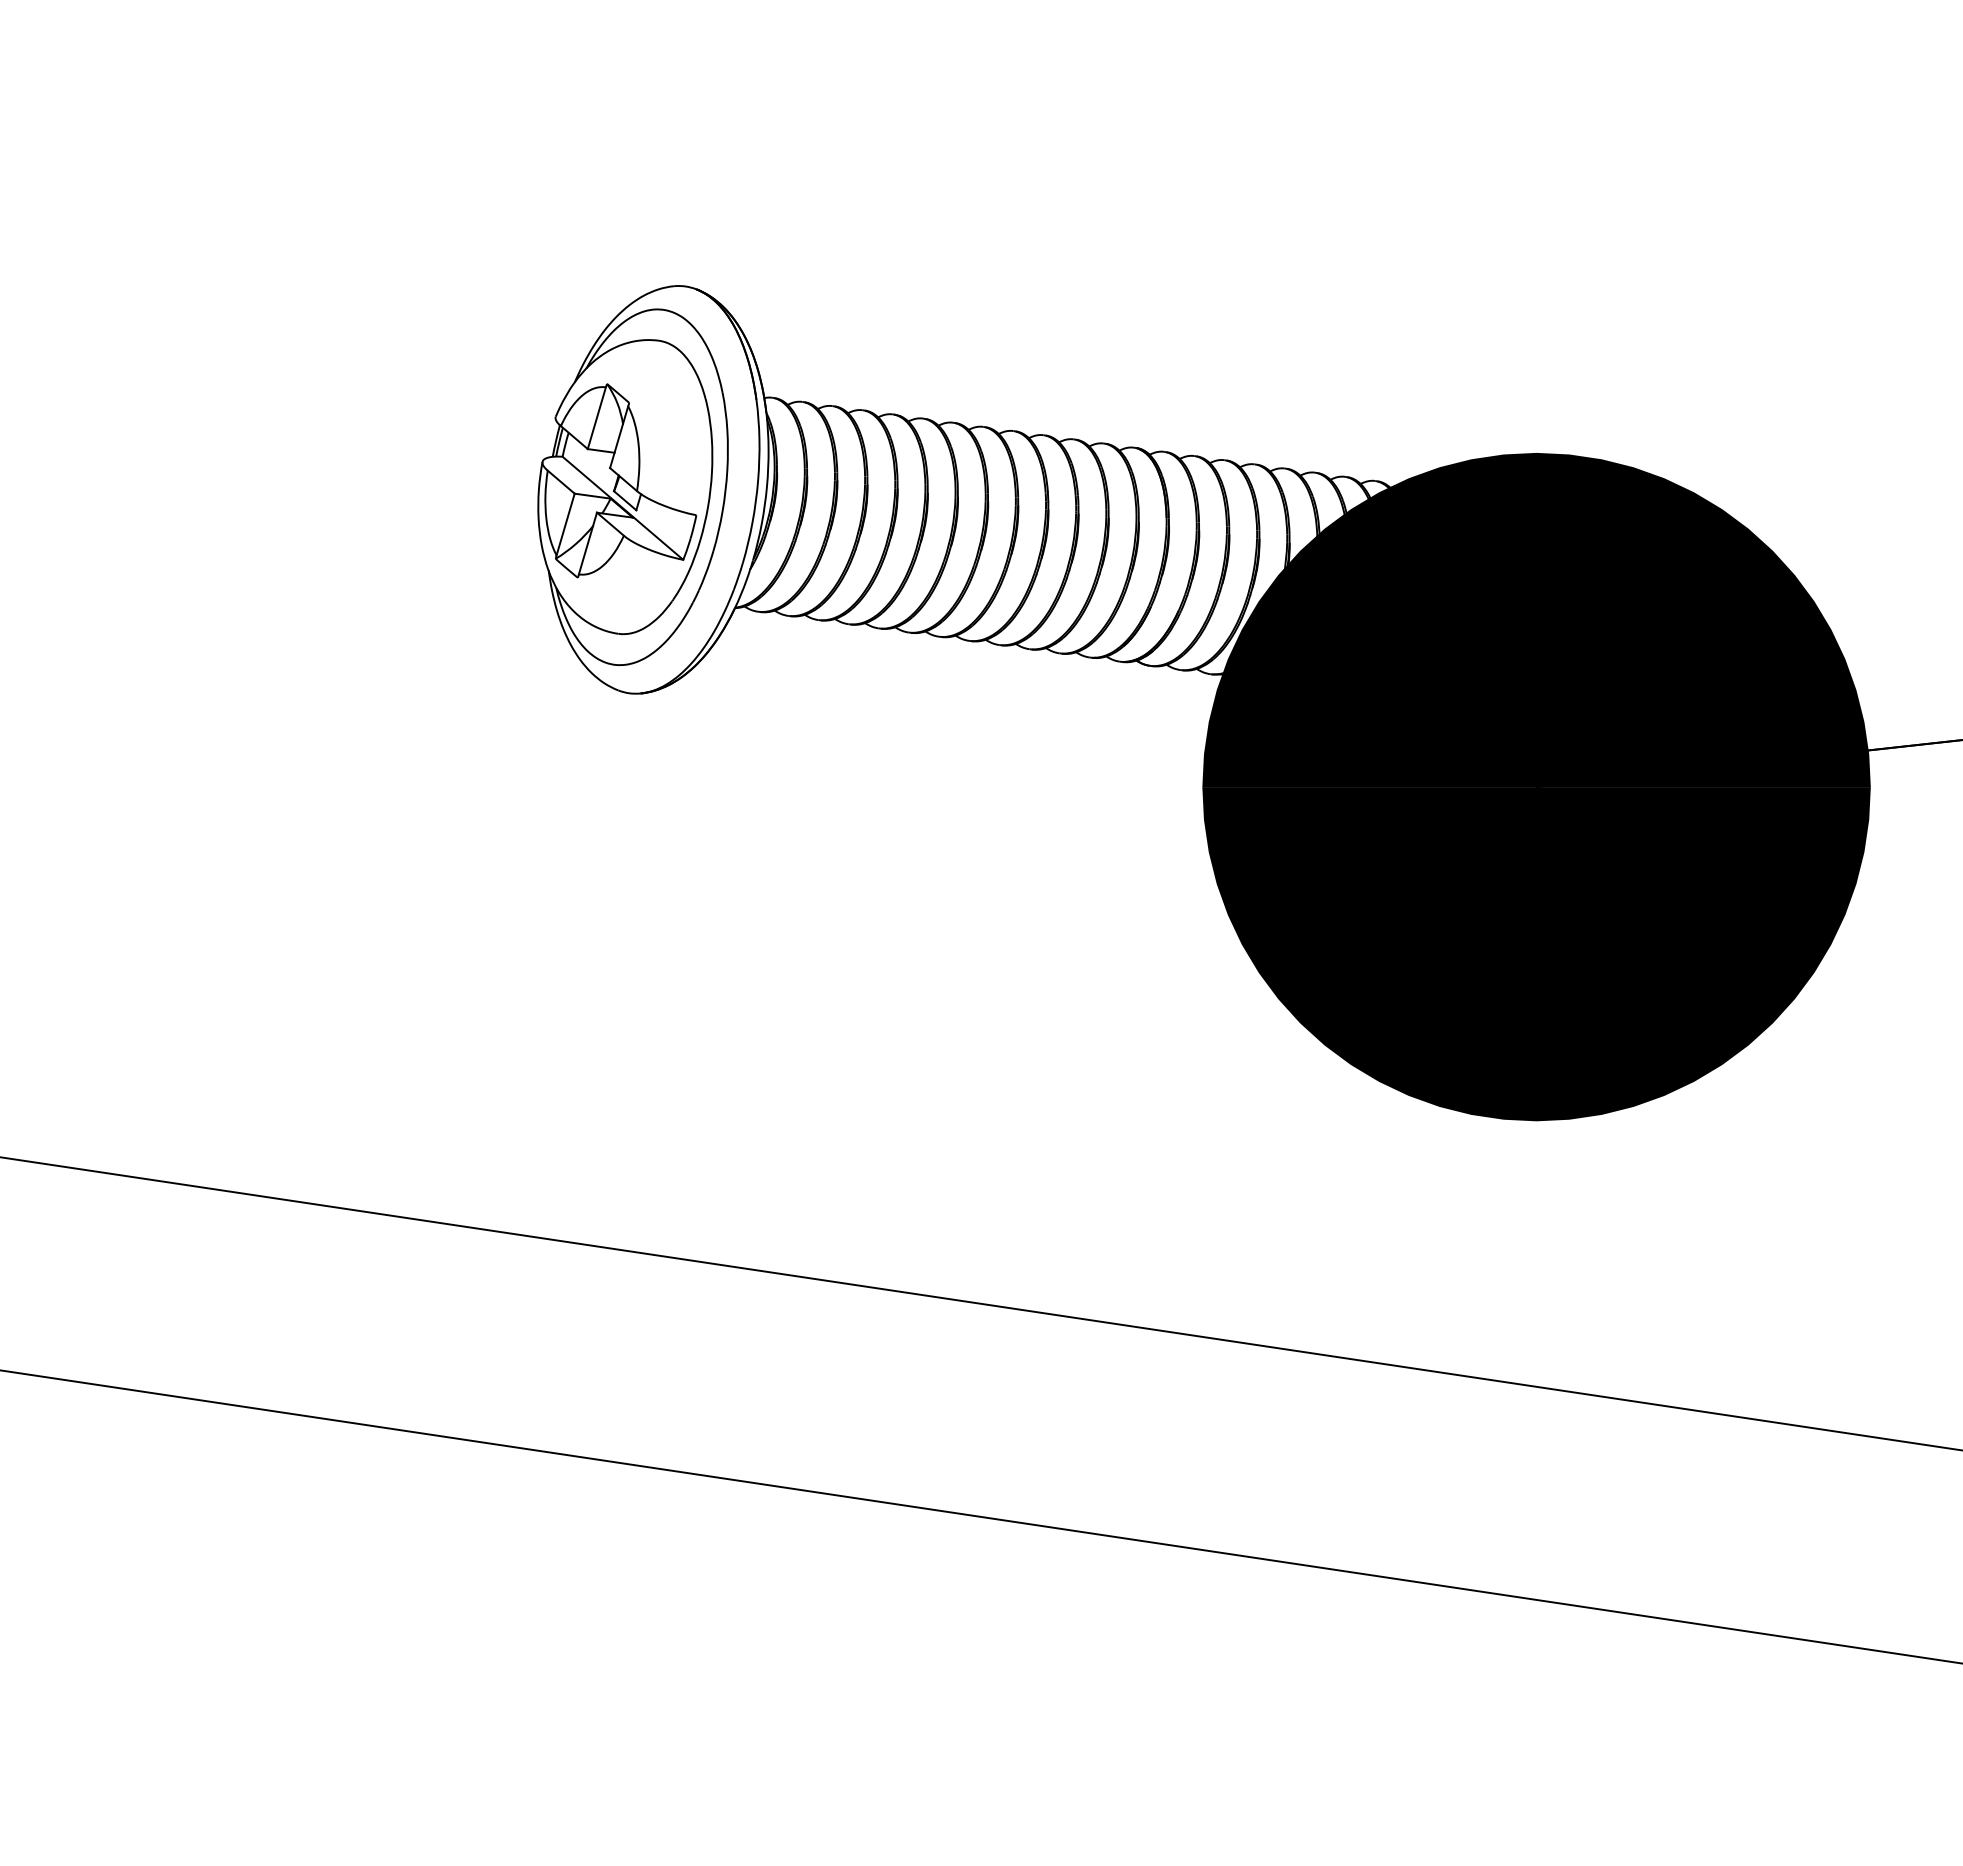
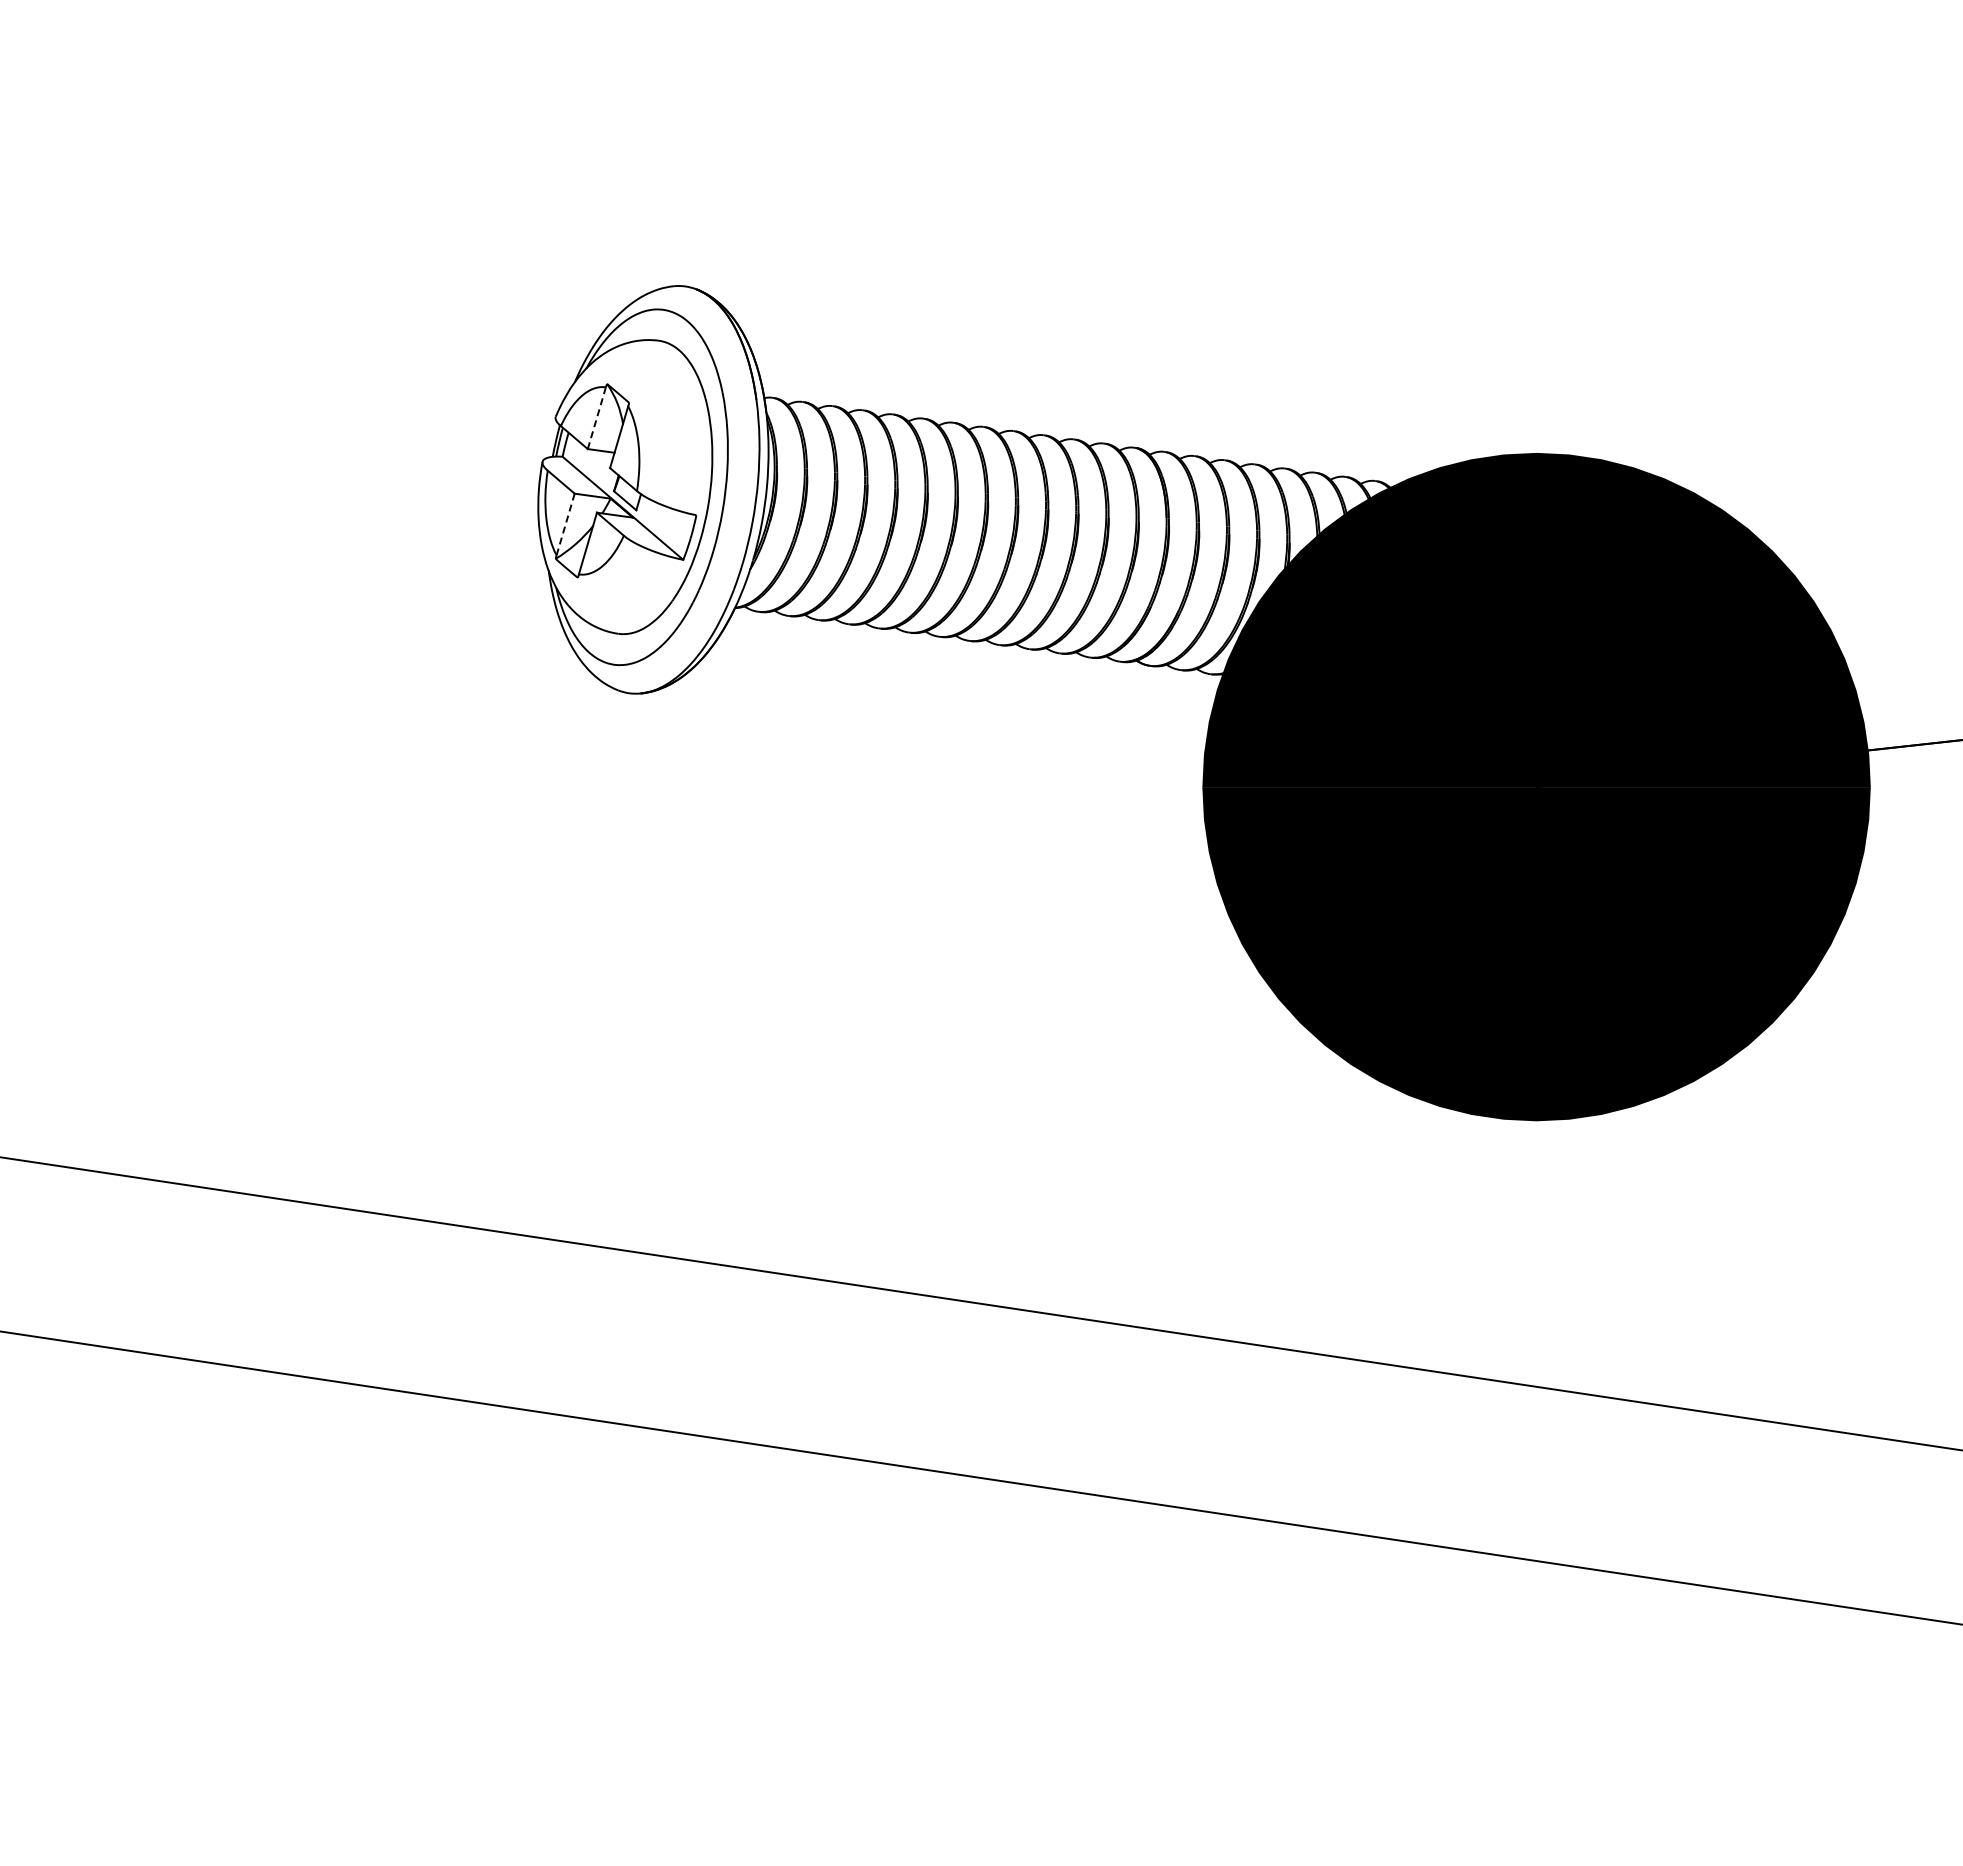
line: solid -> dashed (596, 418)
line: solid -> dashed (565, 525)
line position: (980, 1516) -> (980, 1477) (980, 1477)
